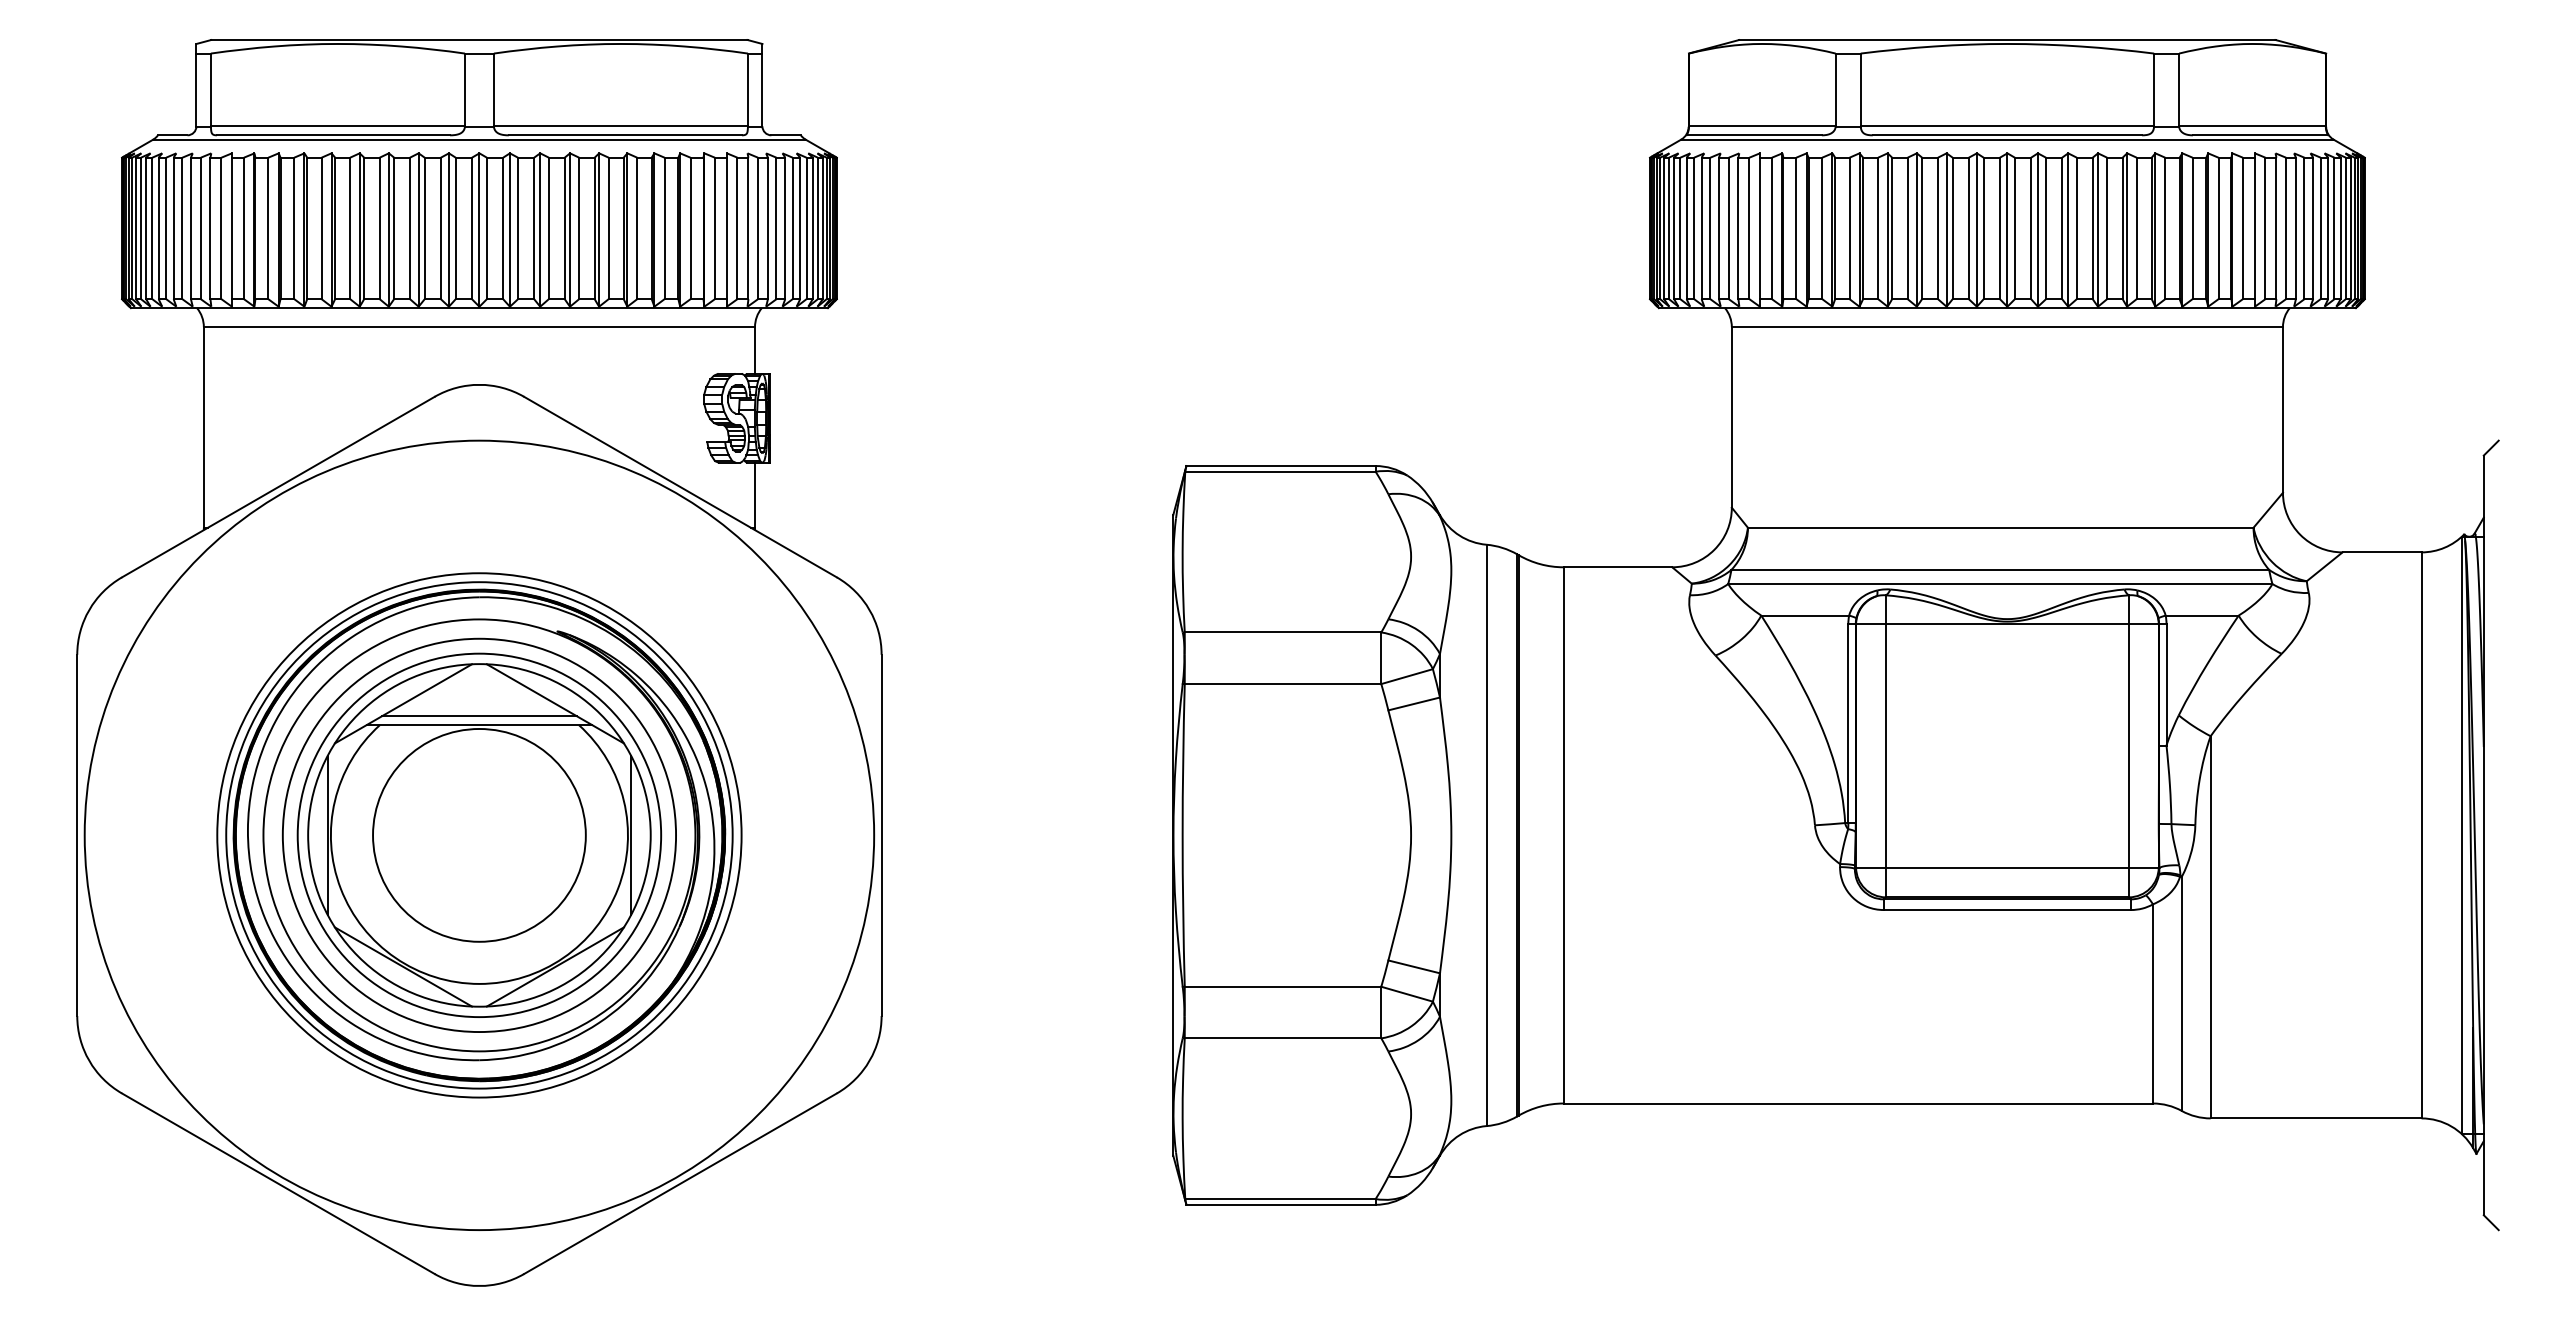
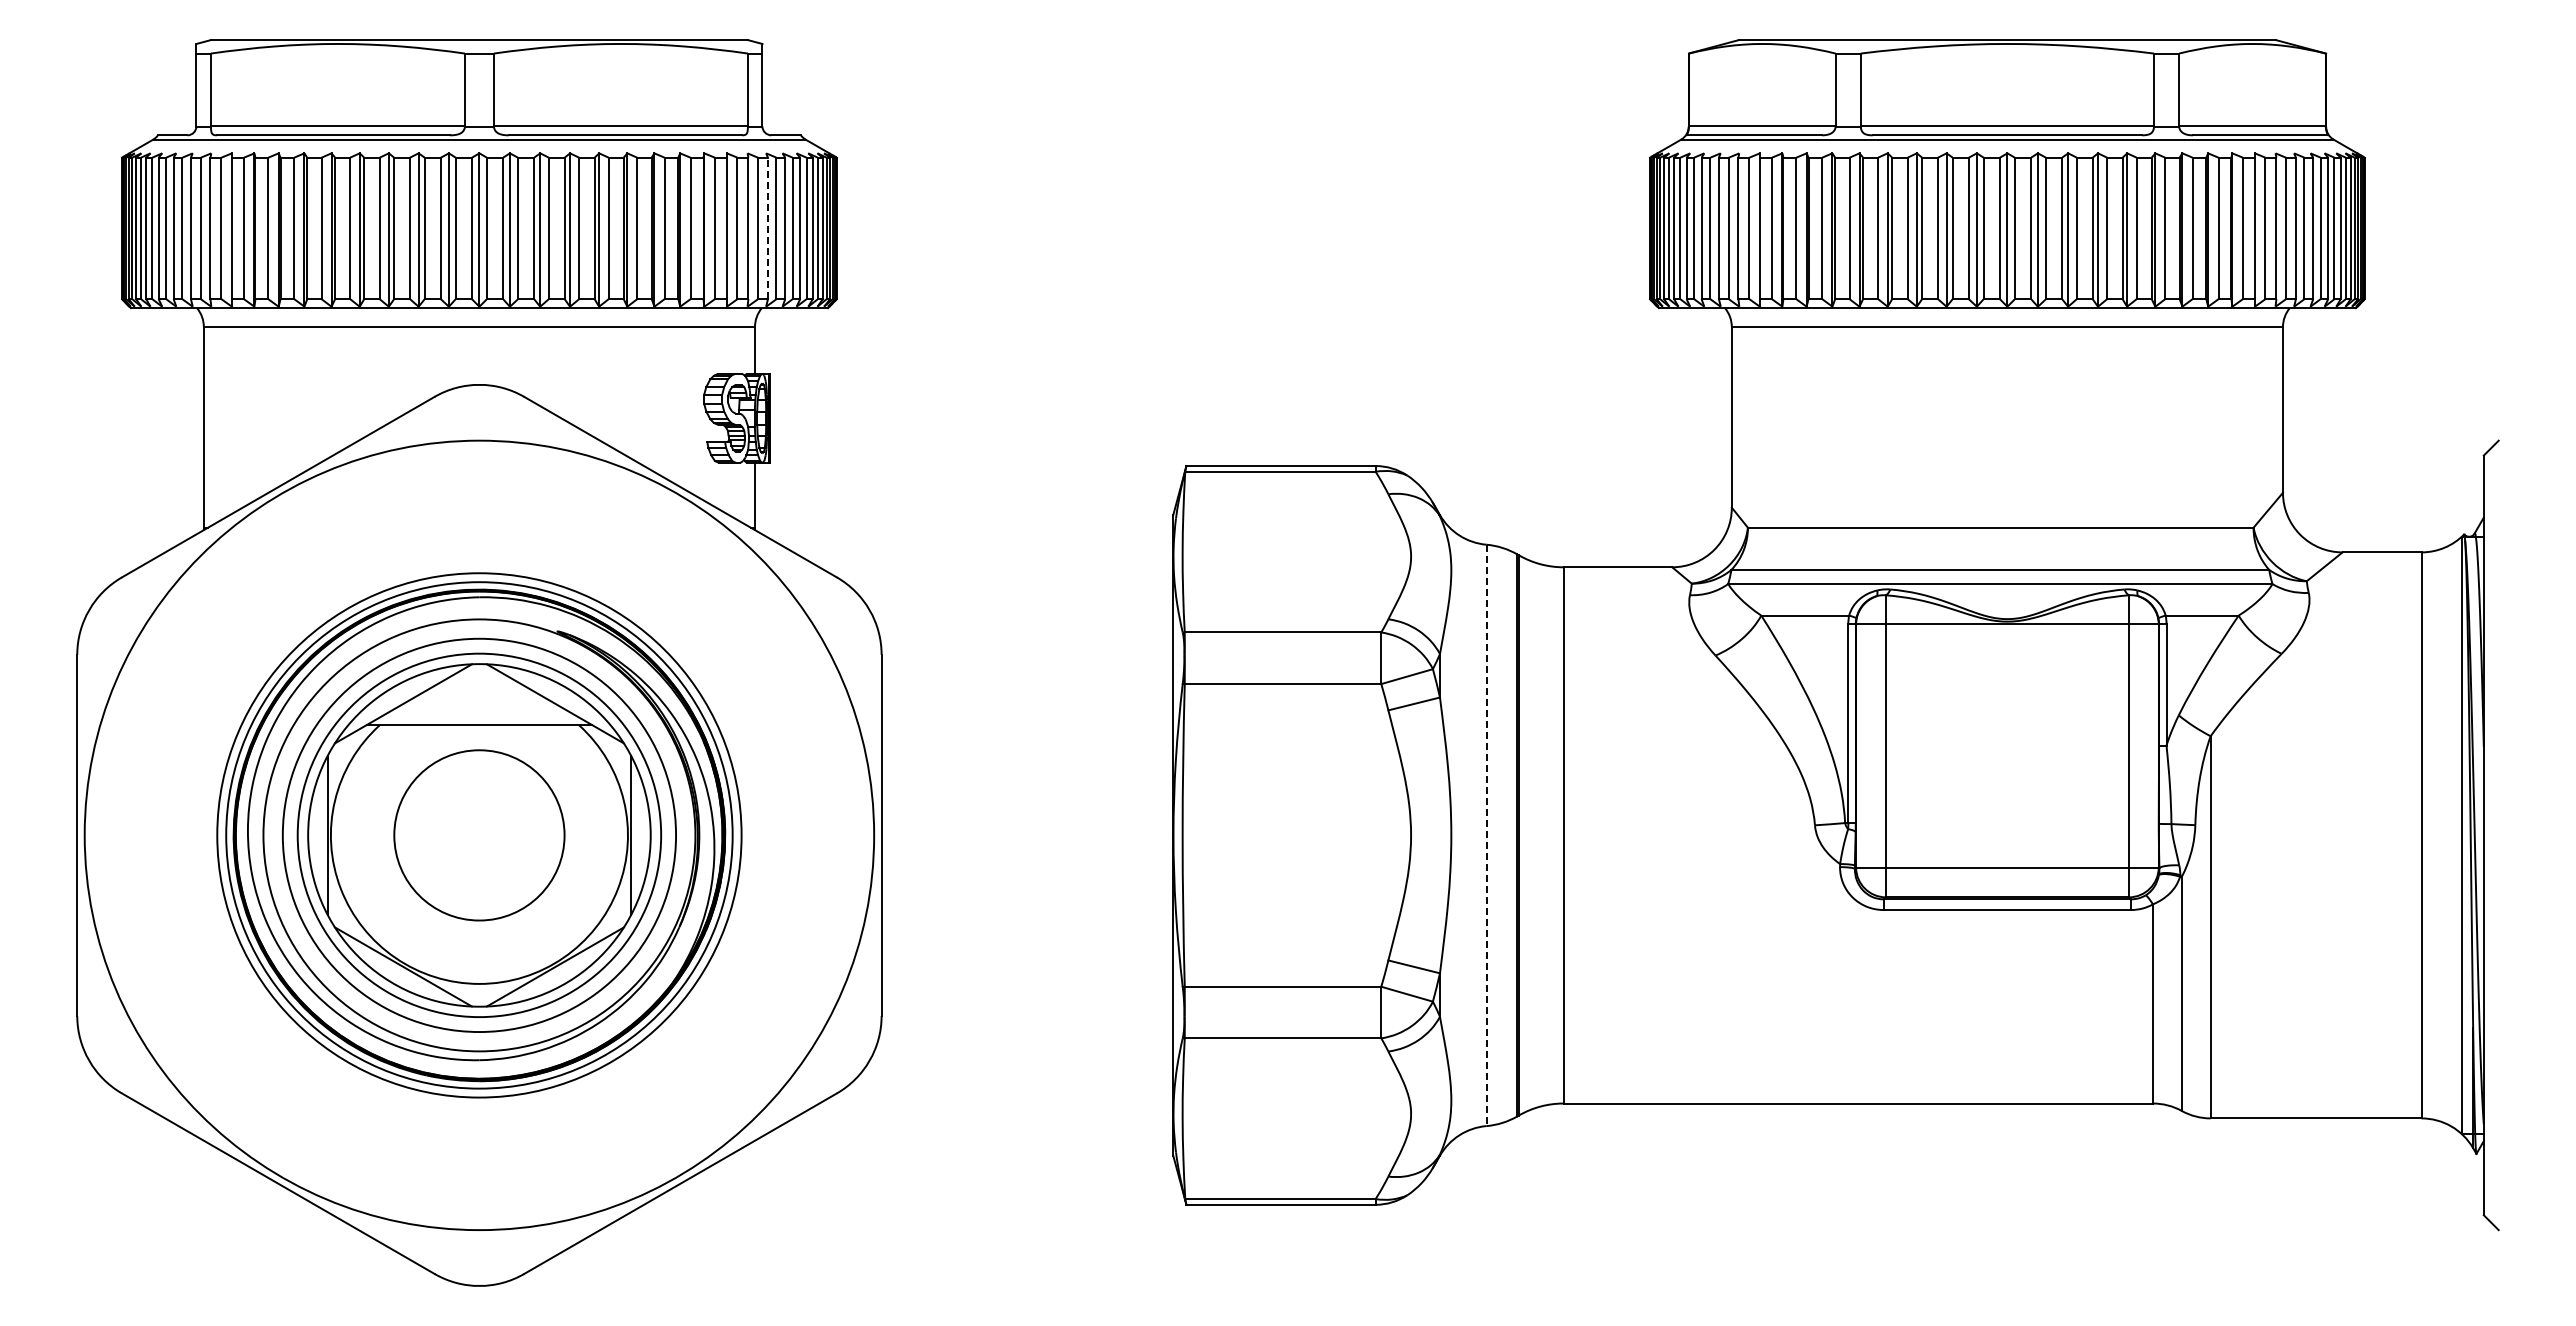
line: solid -> dashed (767, 228)
line: present -> none (478, 716)
circle diameter: 213 px -> 170 px (479, 835)
line: solid -> dashed (1486, 835)
